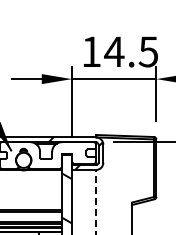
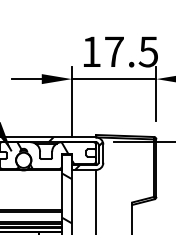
text: 14.5 -> 17.5 (114, 51)
hatch: none -> present (45, 155)
line: dashed -> solid (96, 201)
